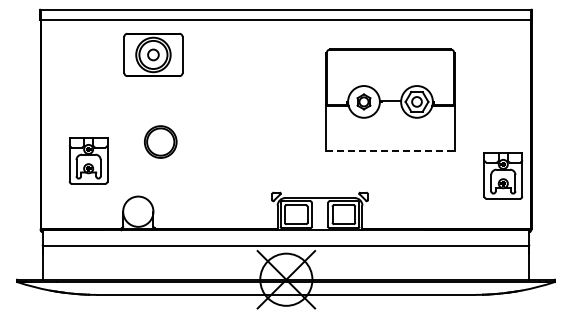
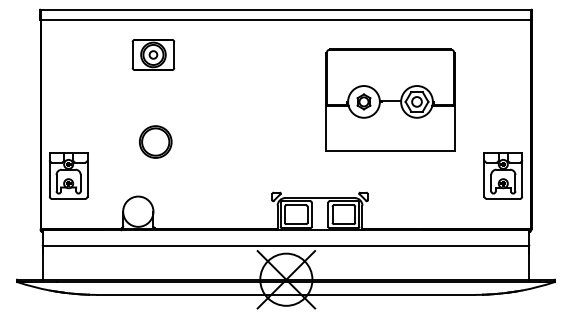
part size: 61x44 px -> 45x32 px (153, 54)
part position: (160, 141) -> (155, 141) (155, 141)
line: dashed -> solid (391, 151)
part position: (88, 160) -> (68, 175) (68, 175)
